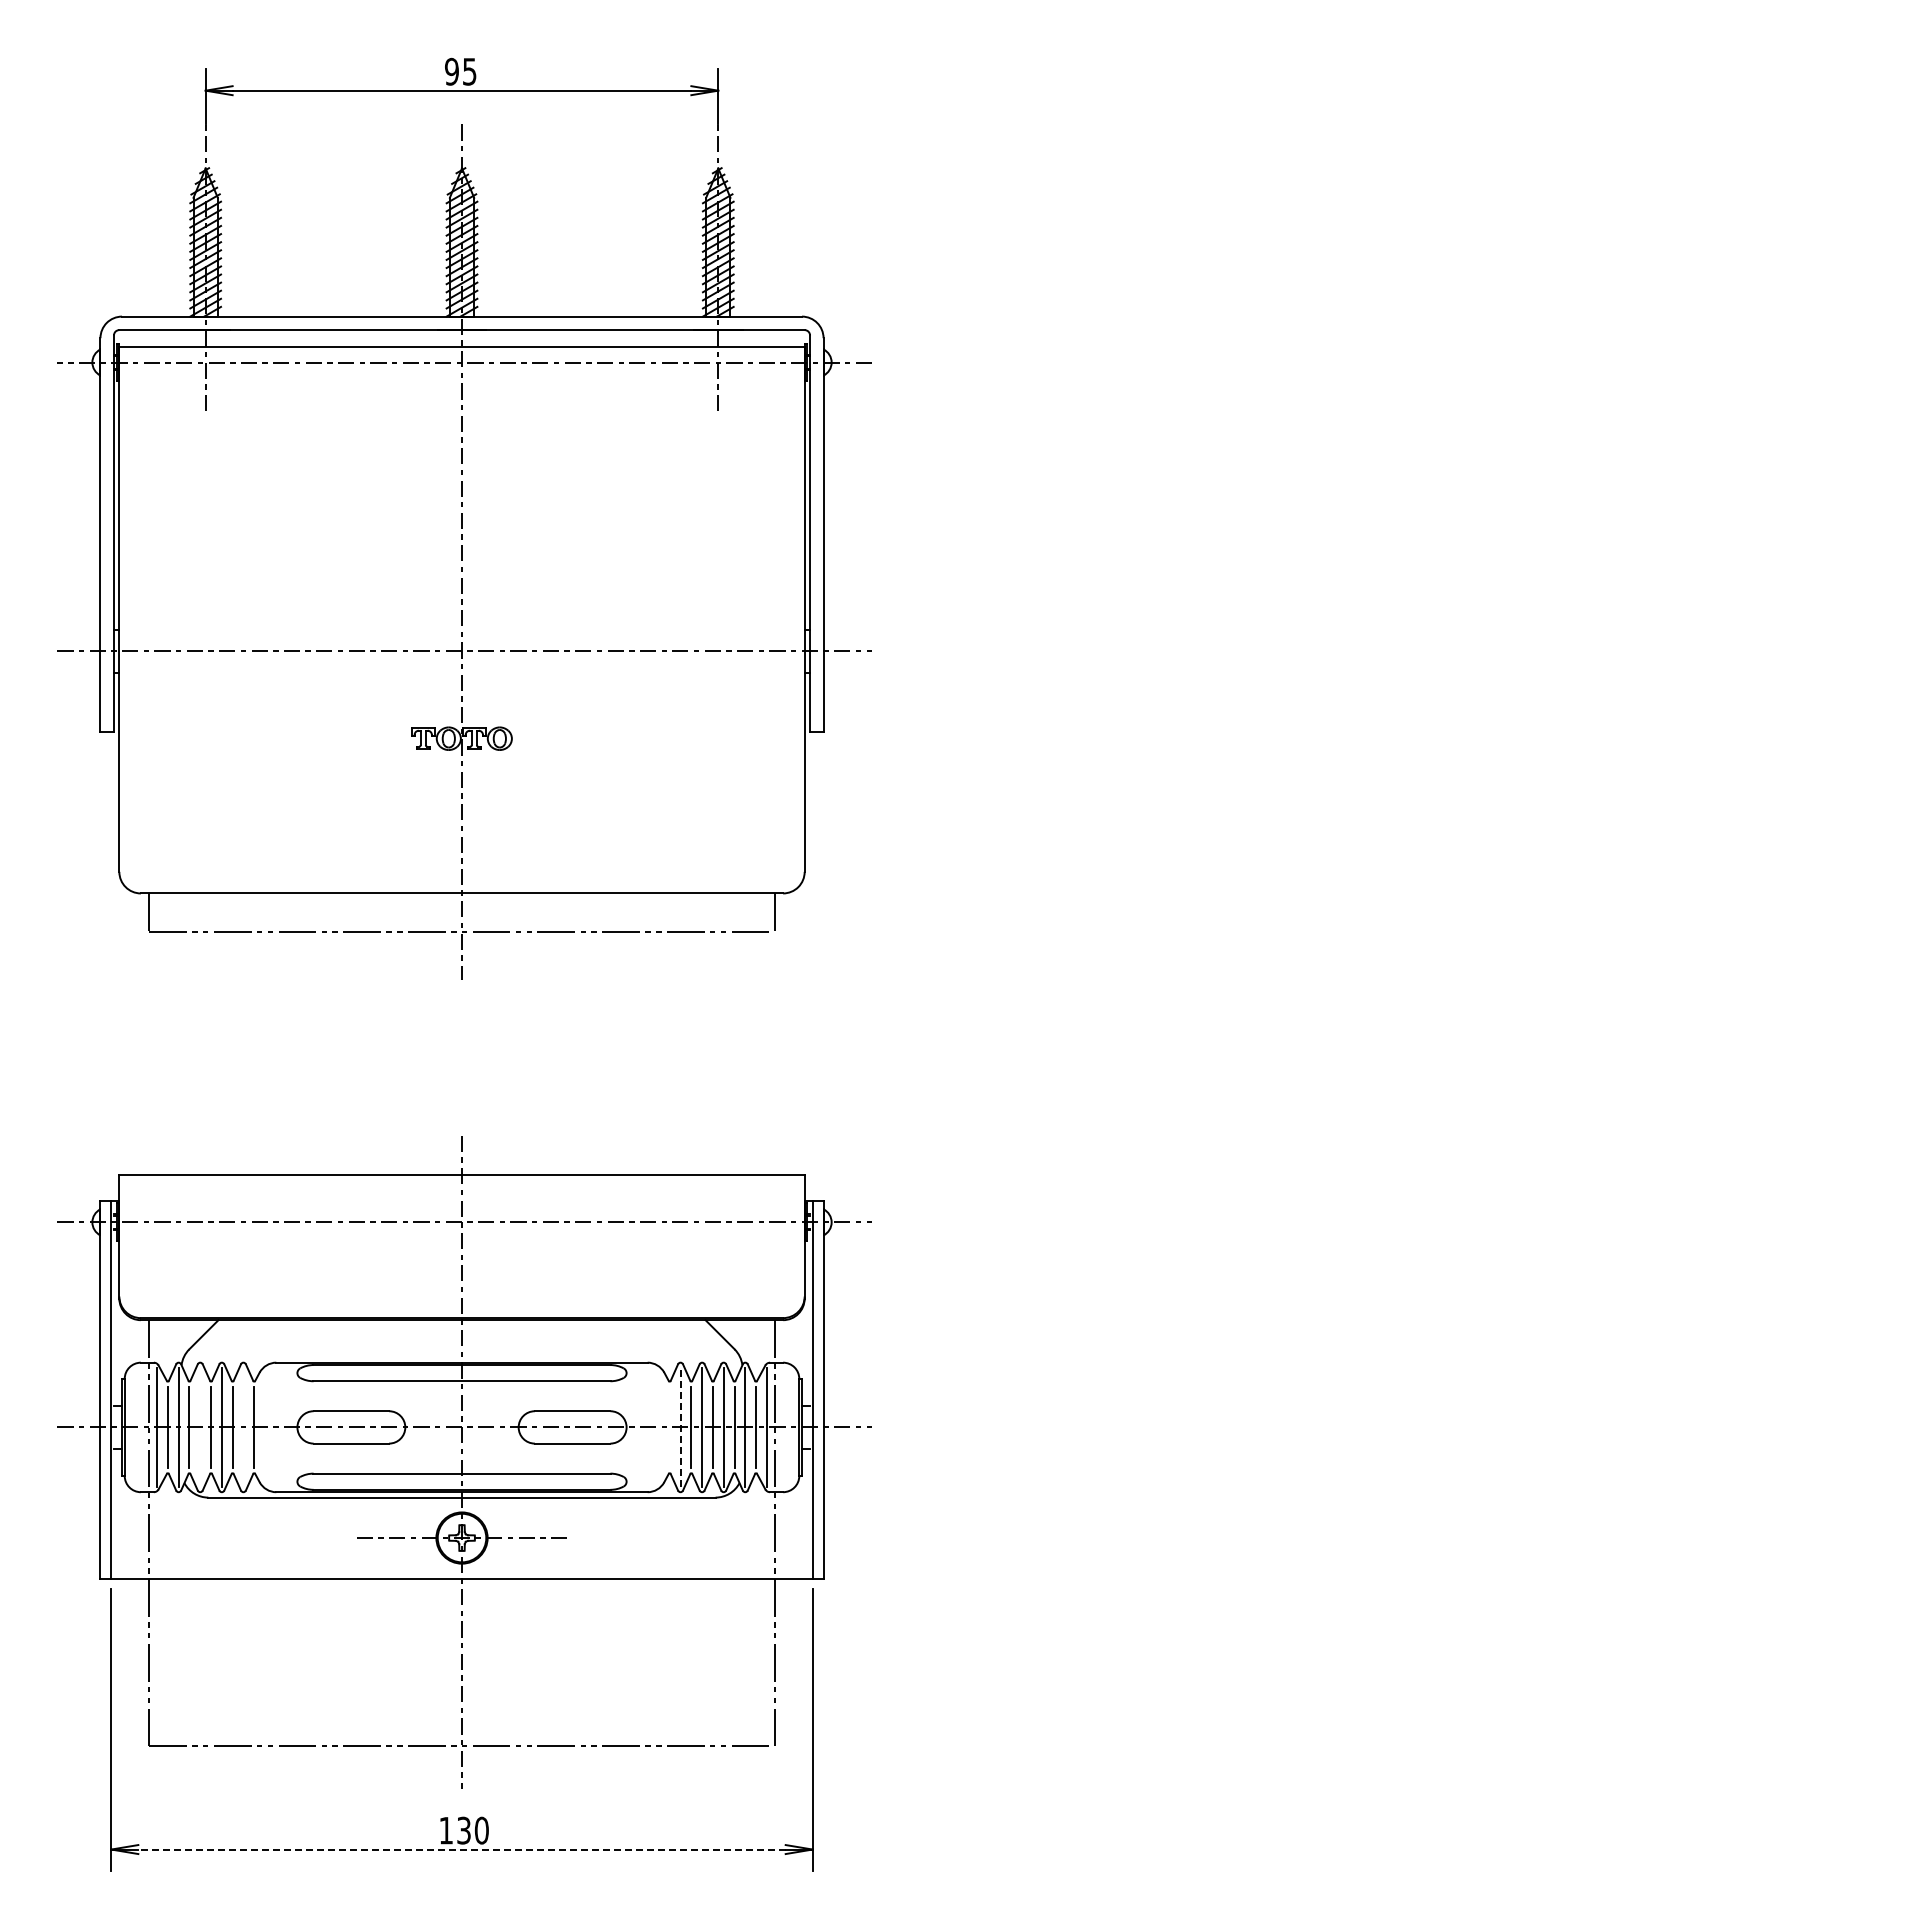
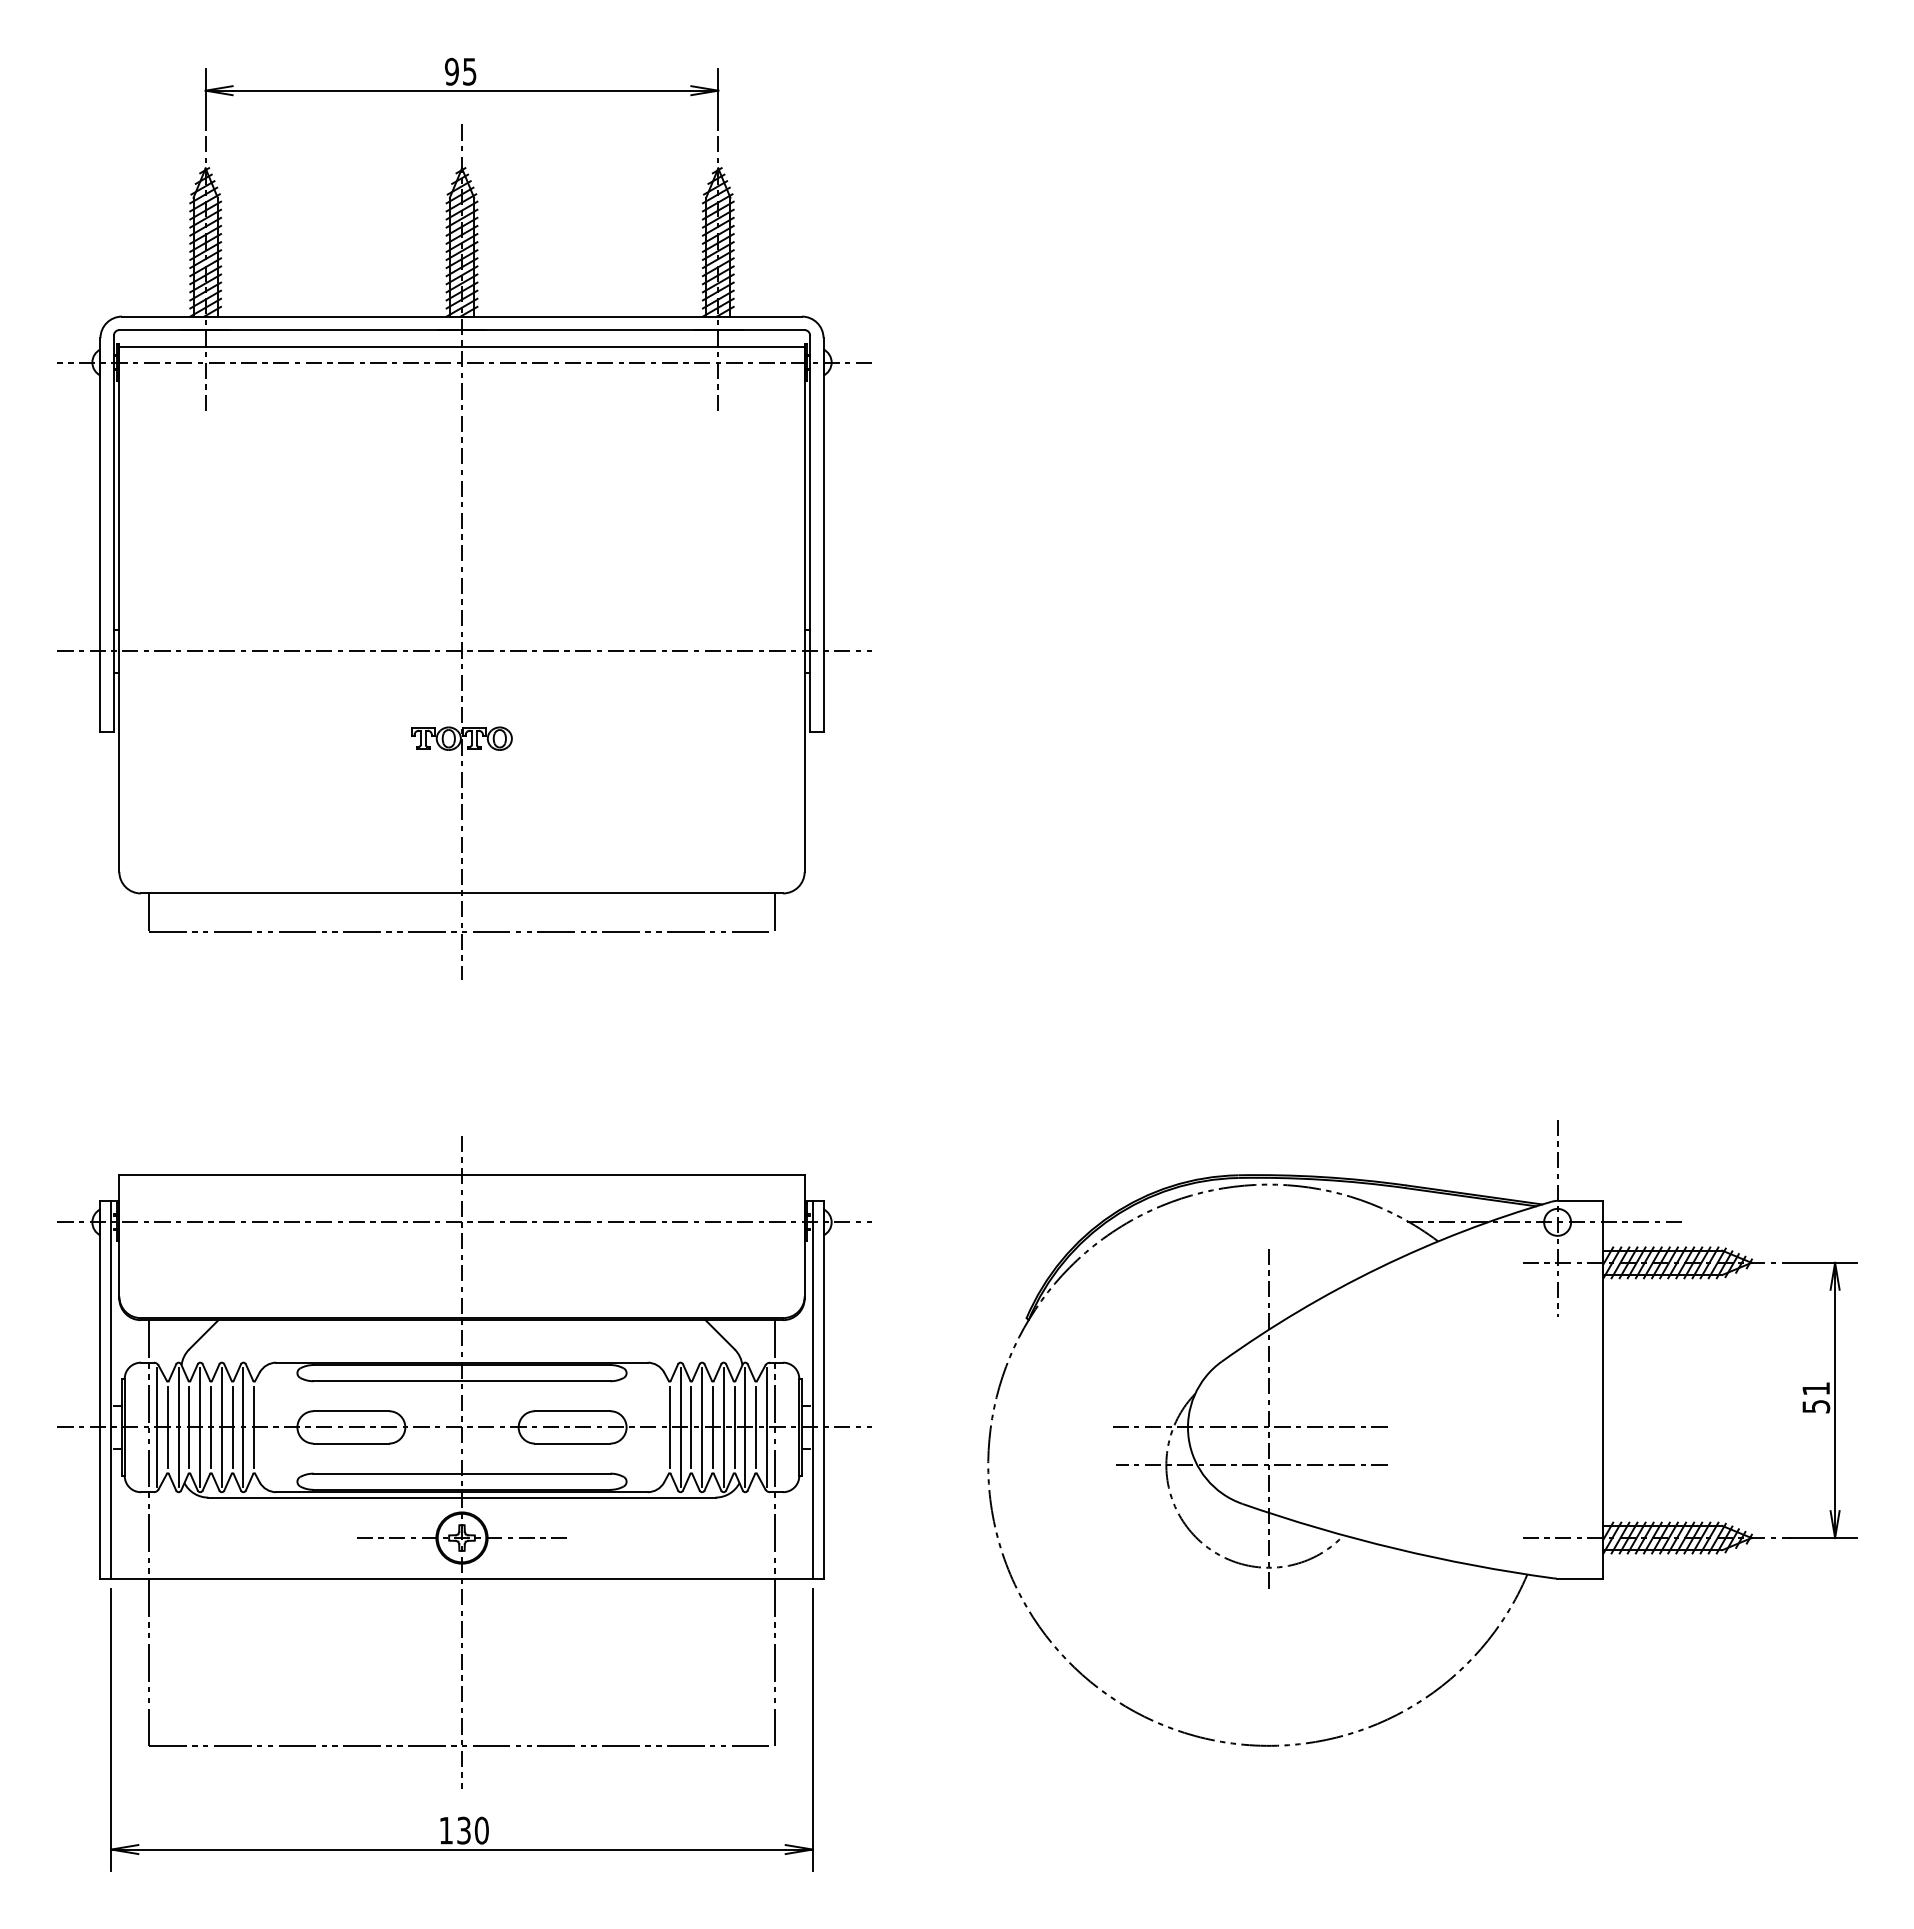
line: none -> present (669, 1426)
line: dashed -> solid (680, 1426)
line: none -> present (200, 1427)
line: none -> present (243, 1427)
part: none -> present (1422, 1433)
line: dashed -> solid (462, 1849)
